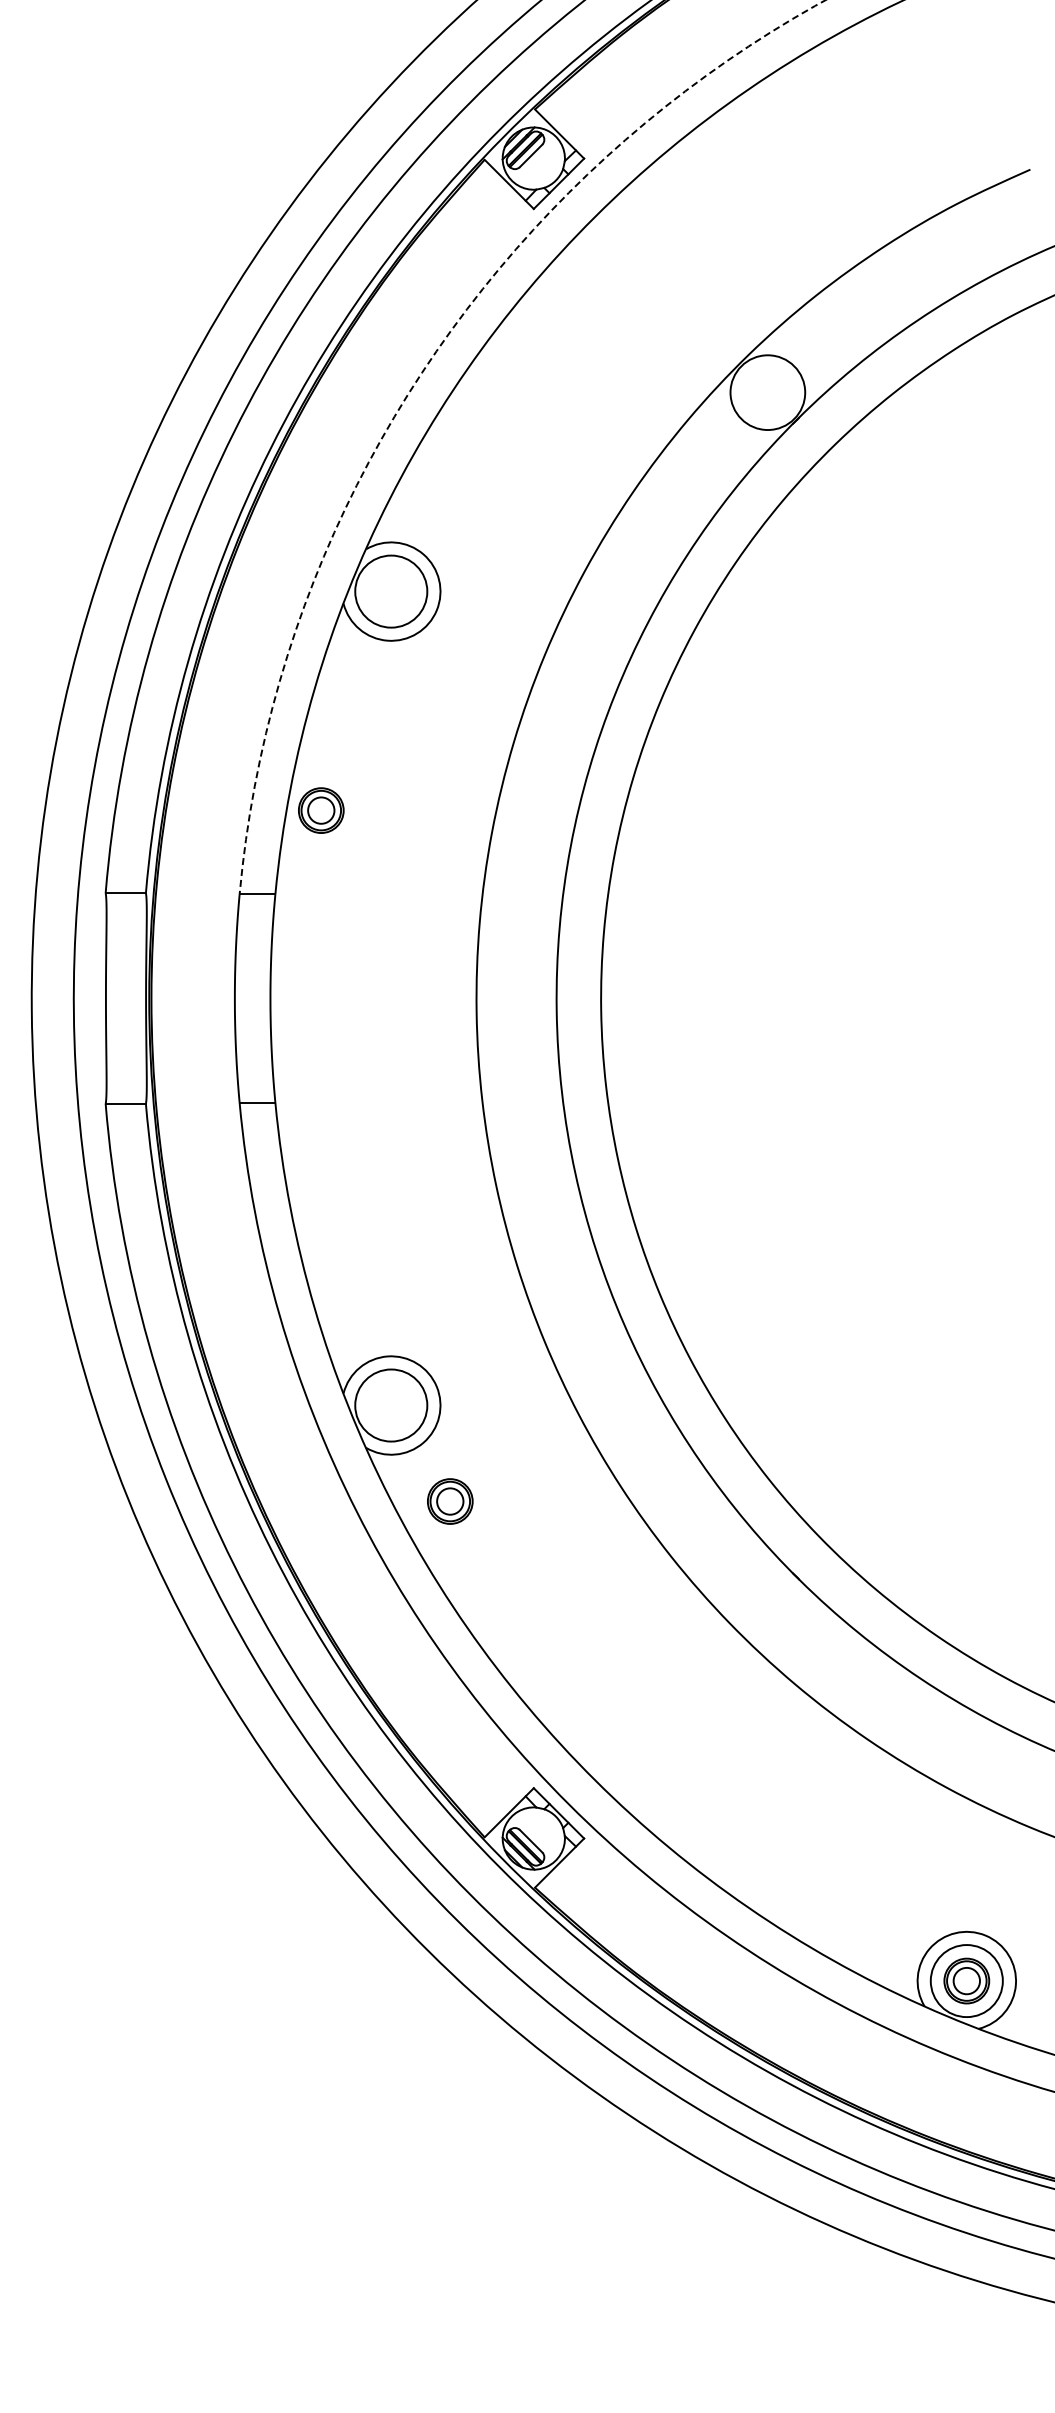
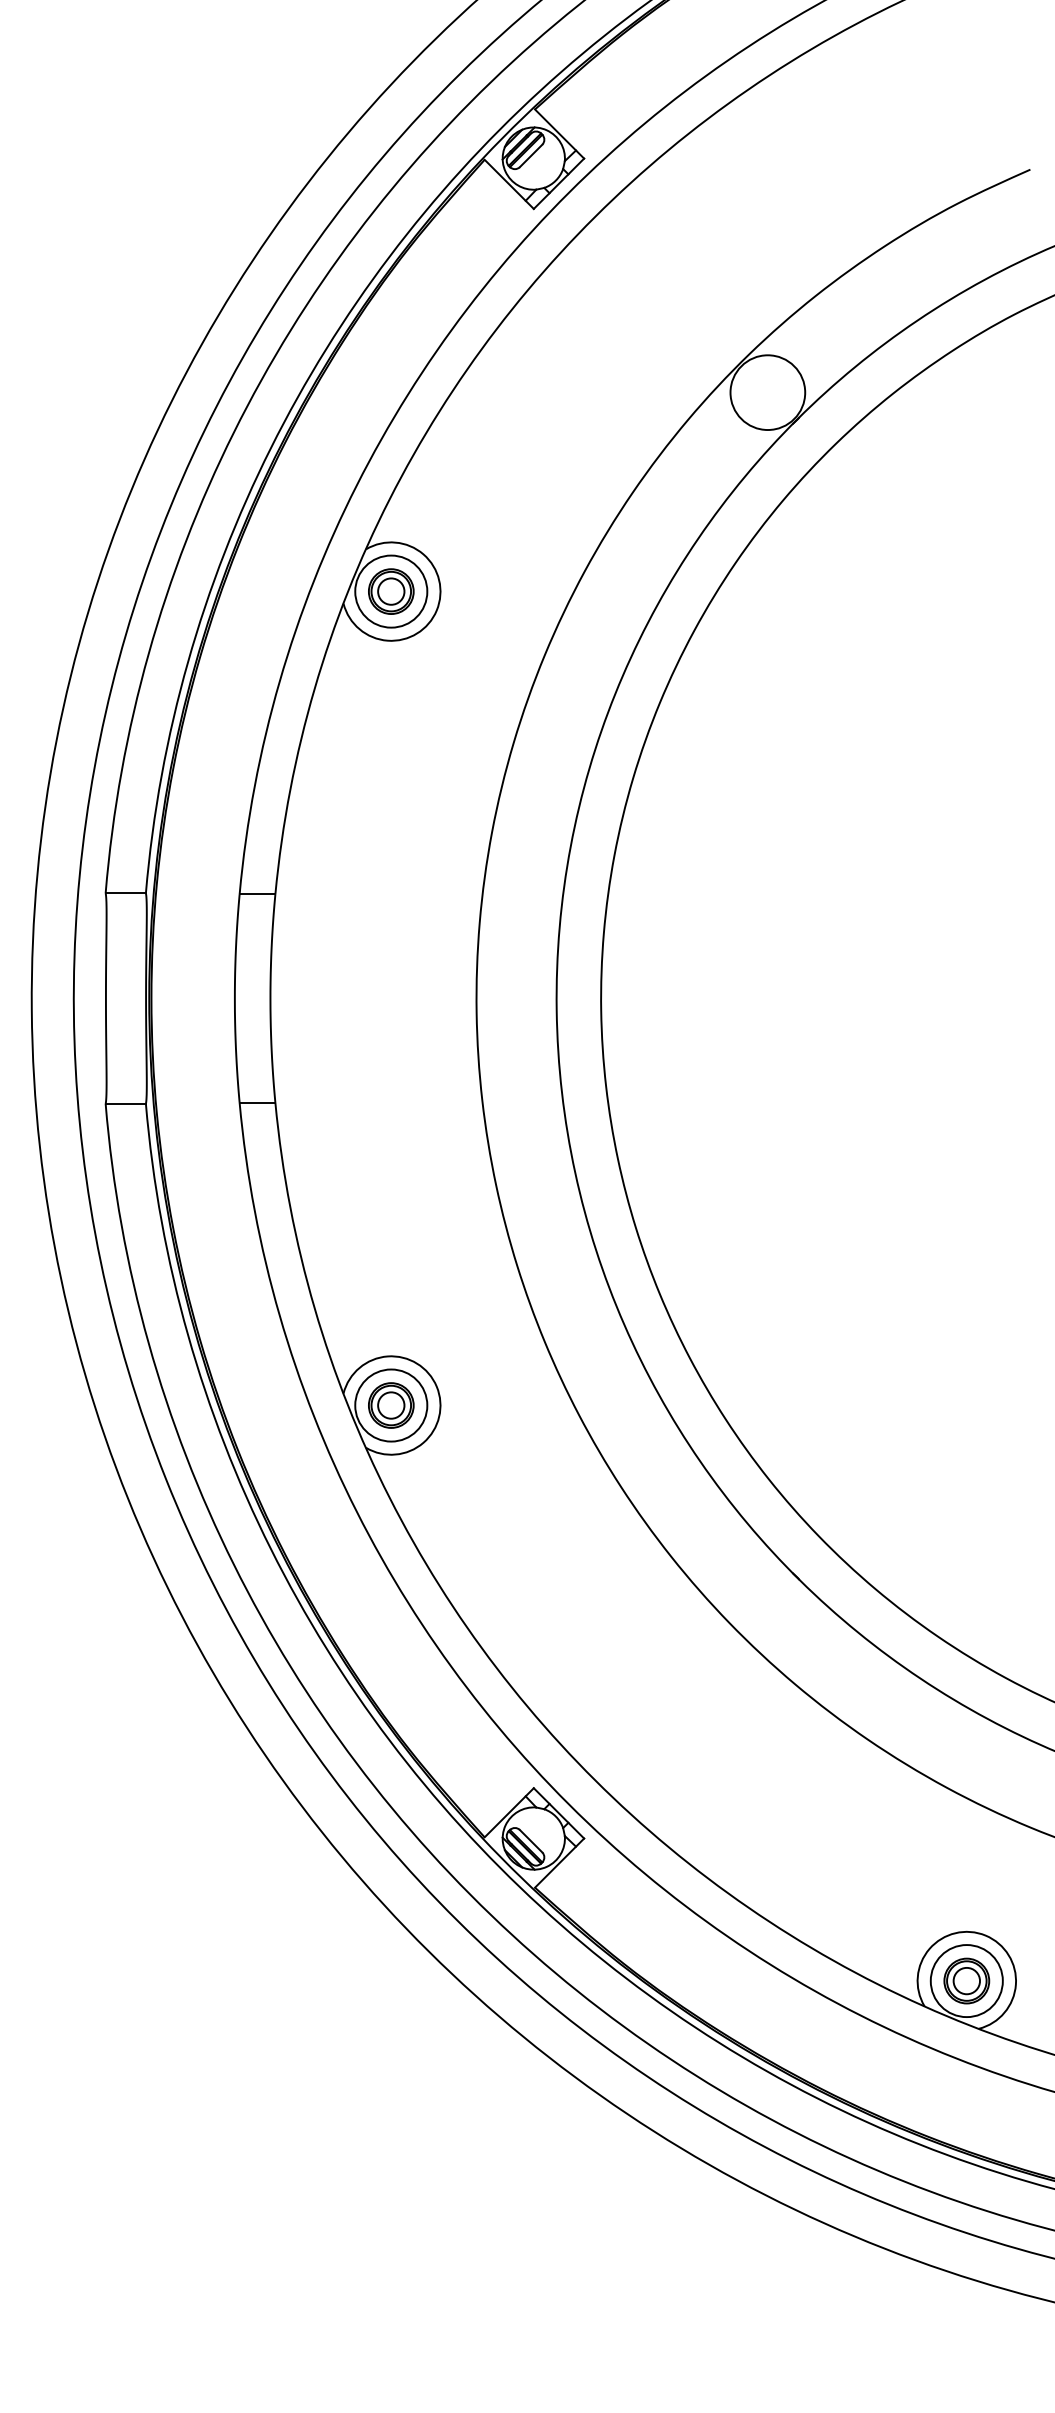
arc: dashed -> solid (419, 376)
part position: (321, 810) -> (391, 591) (391, 591)
part position: (450, 1501) -> (391, 1405) (391, 1405)
